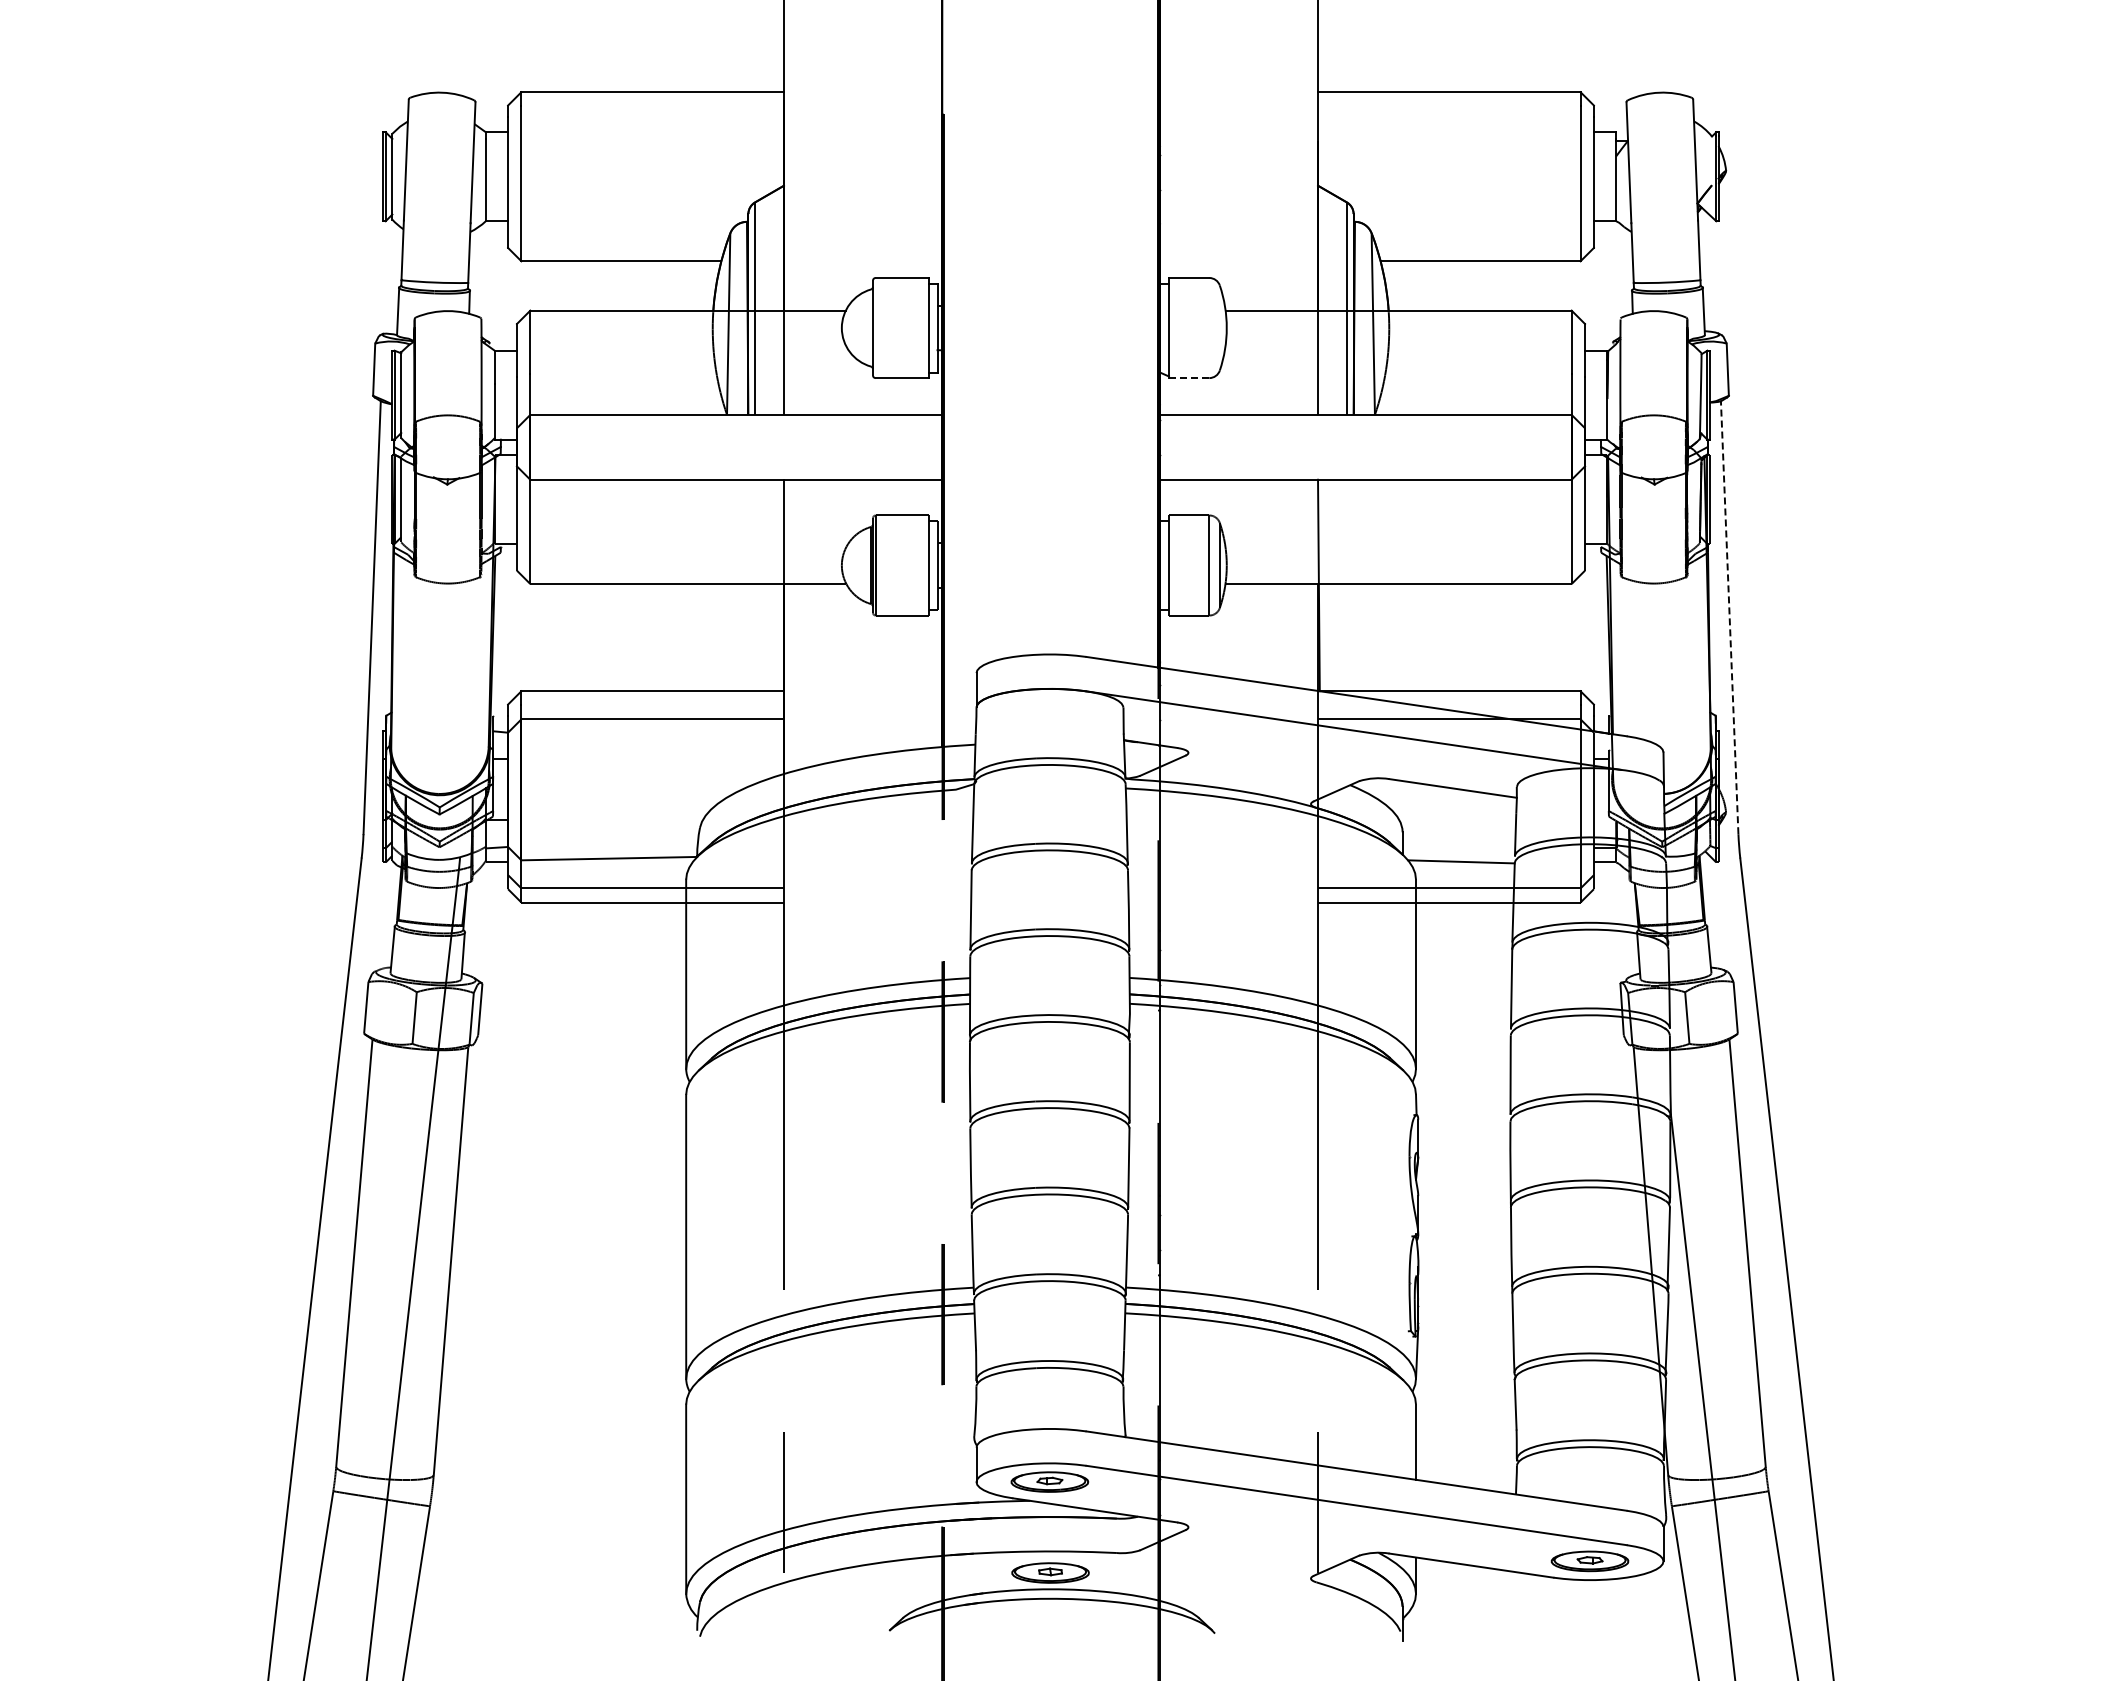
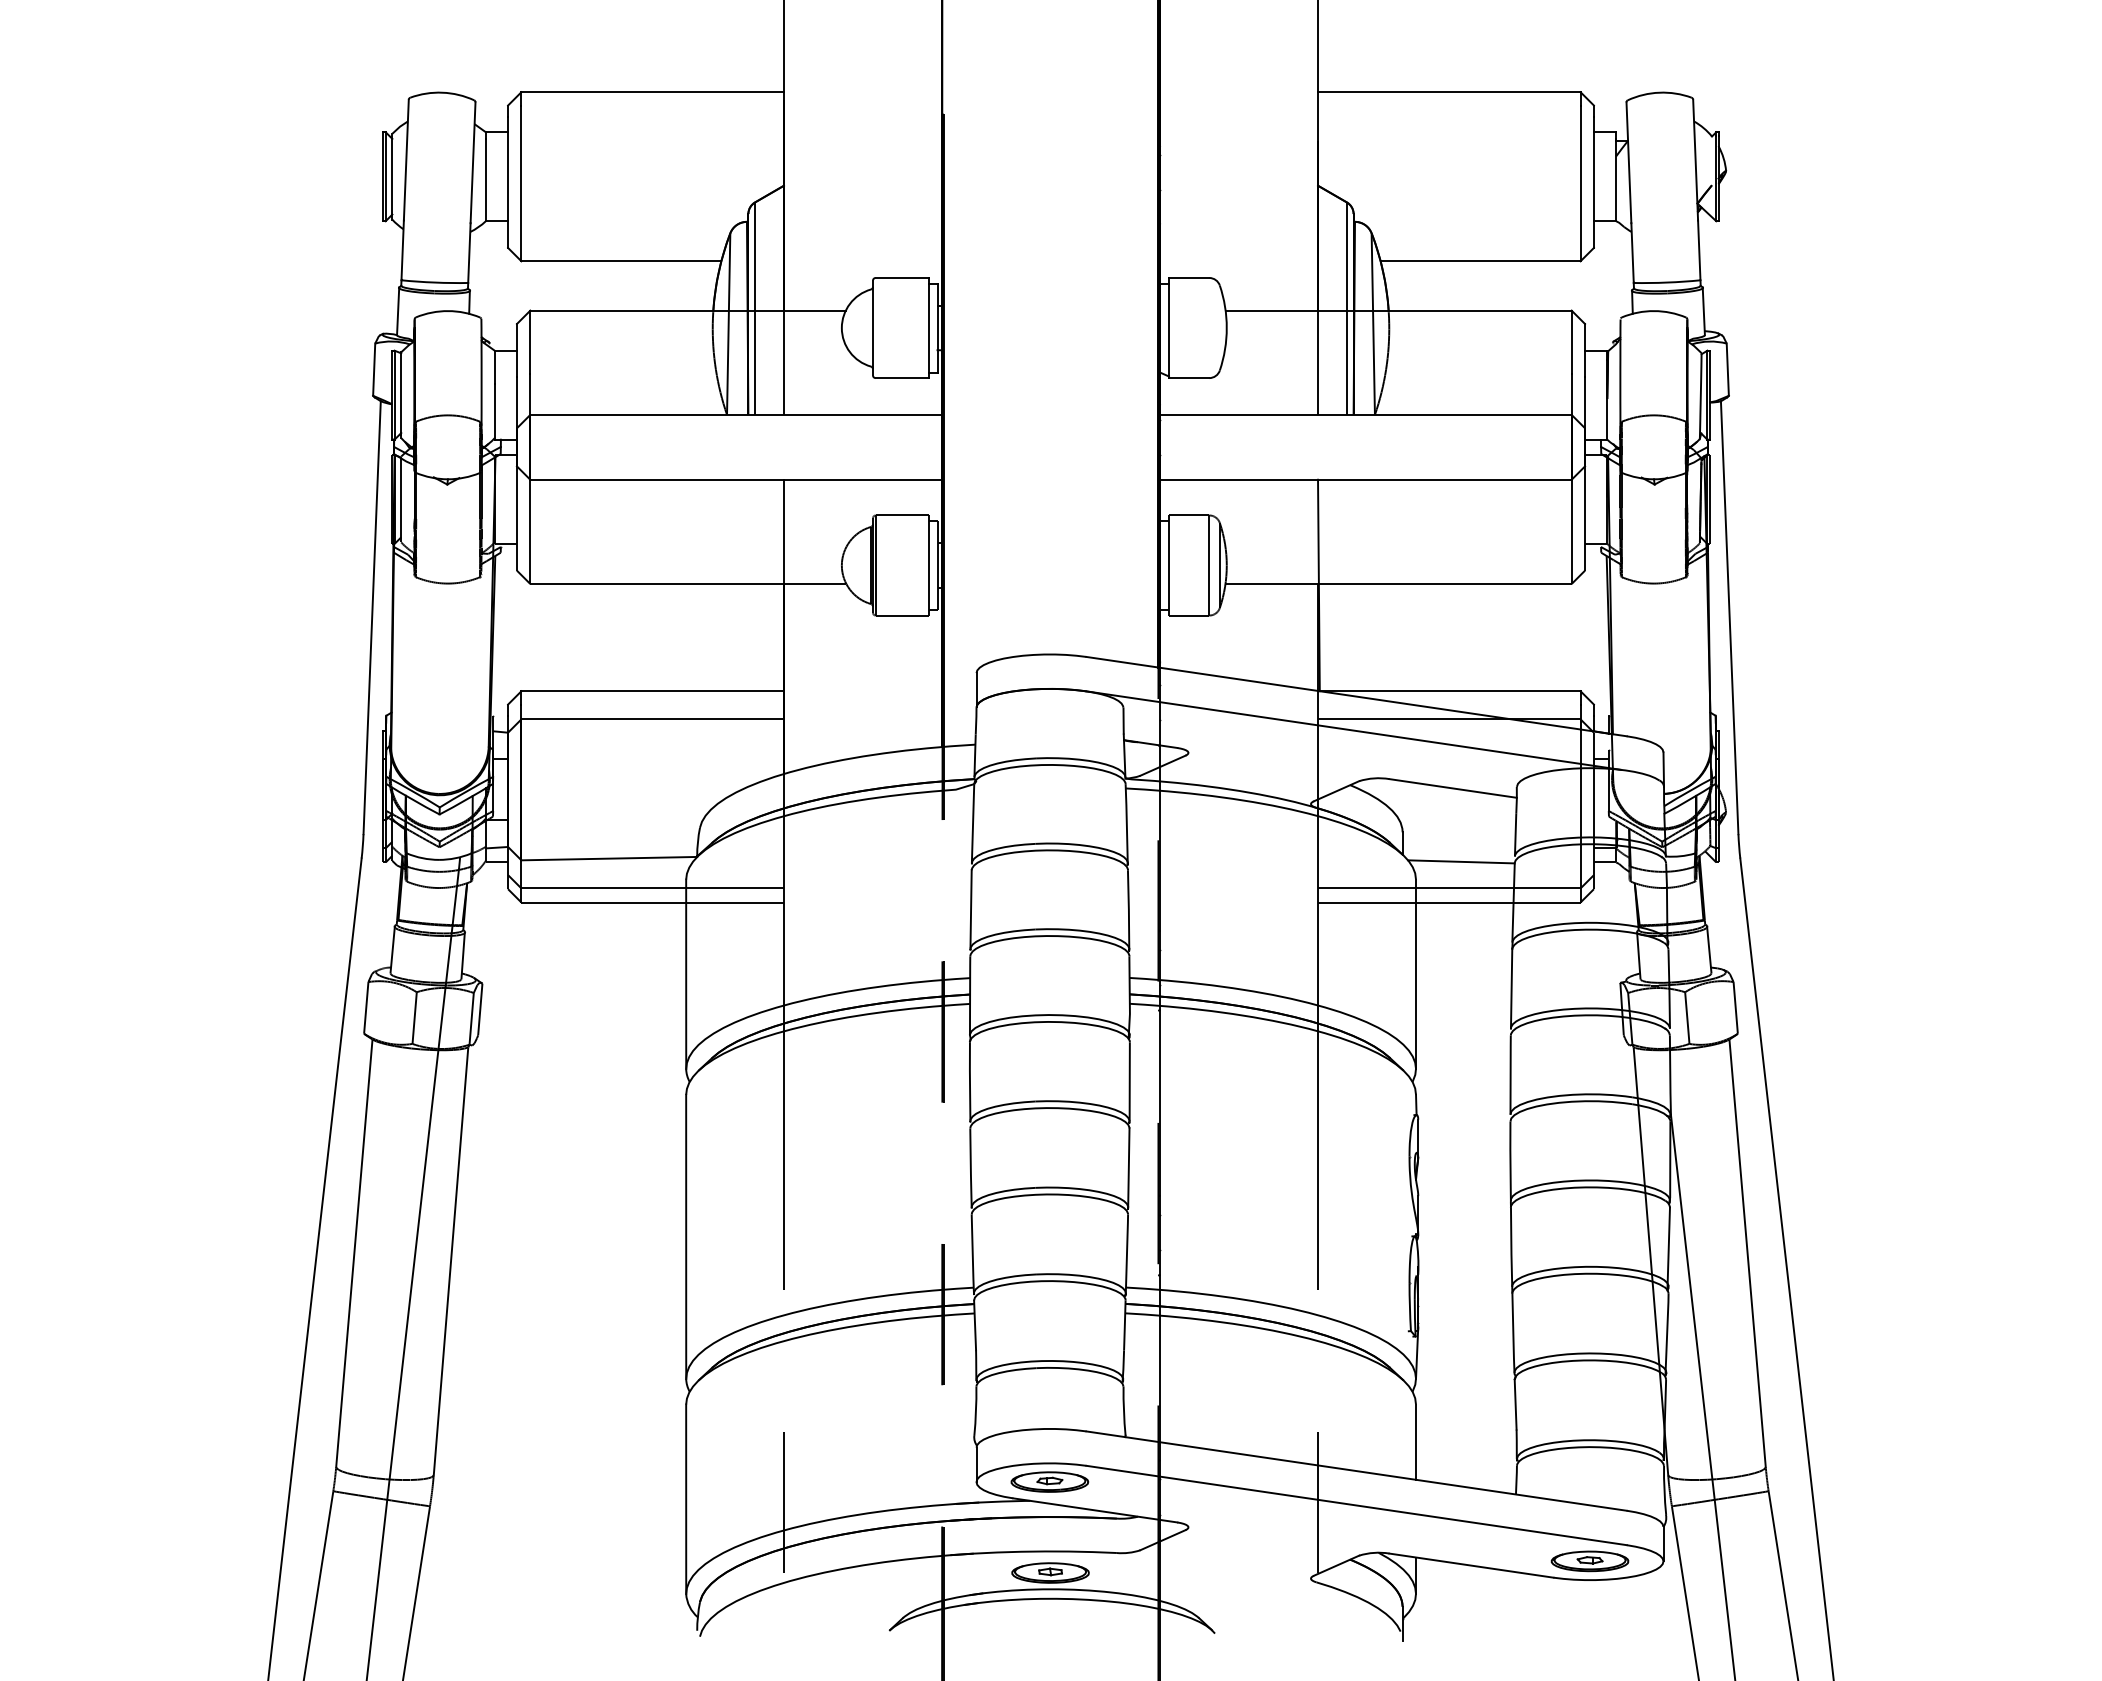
line: dashed -> solid (1189, 378)
line: dashed -> solid (1729, 617)
